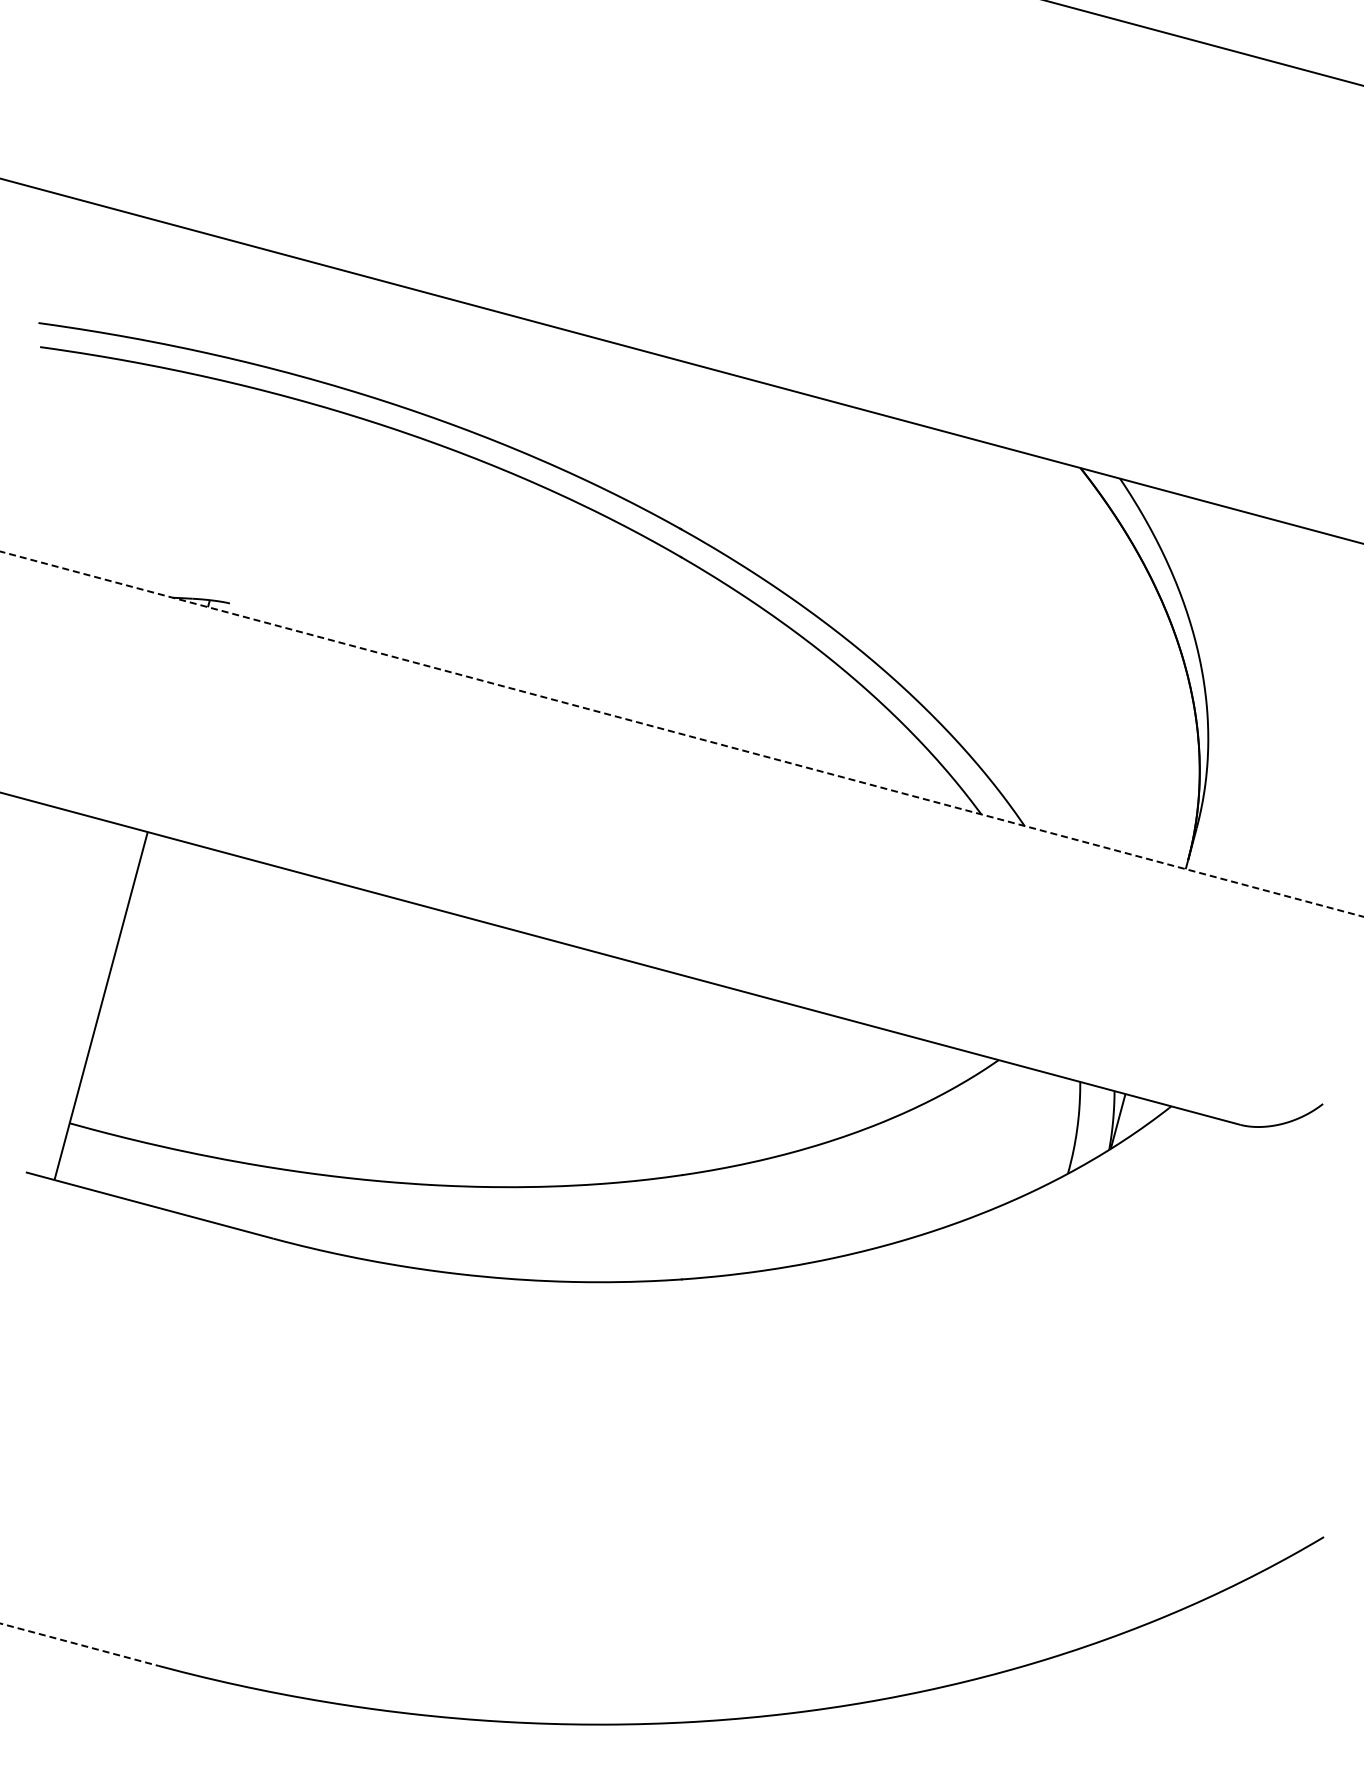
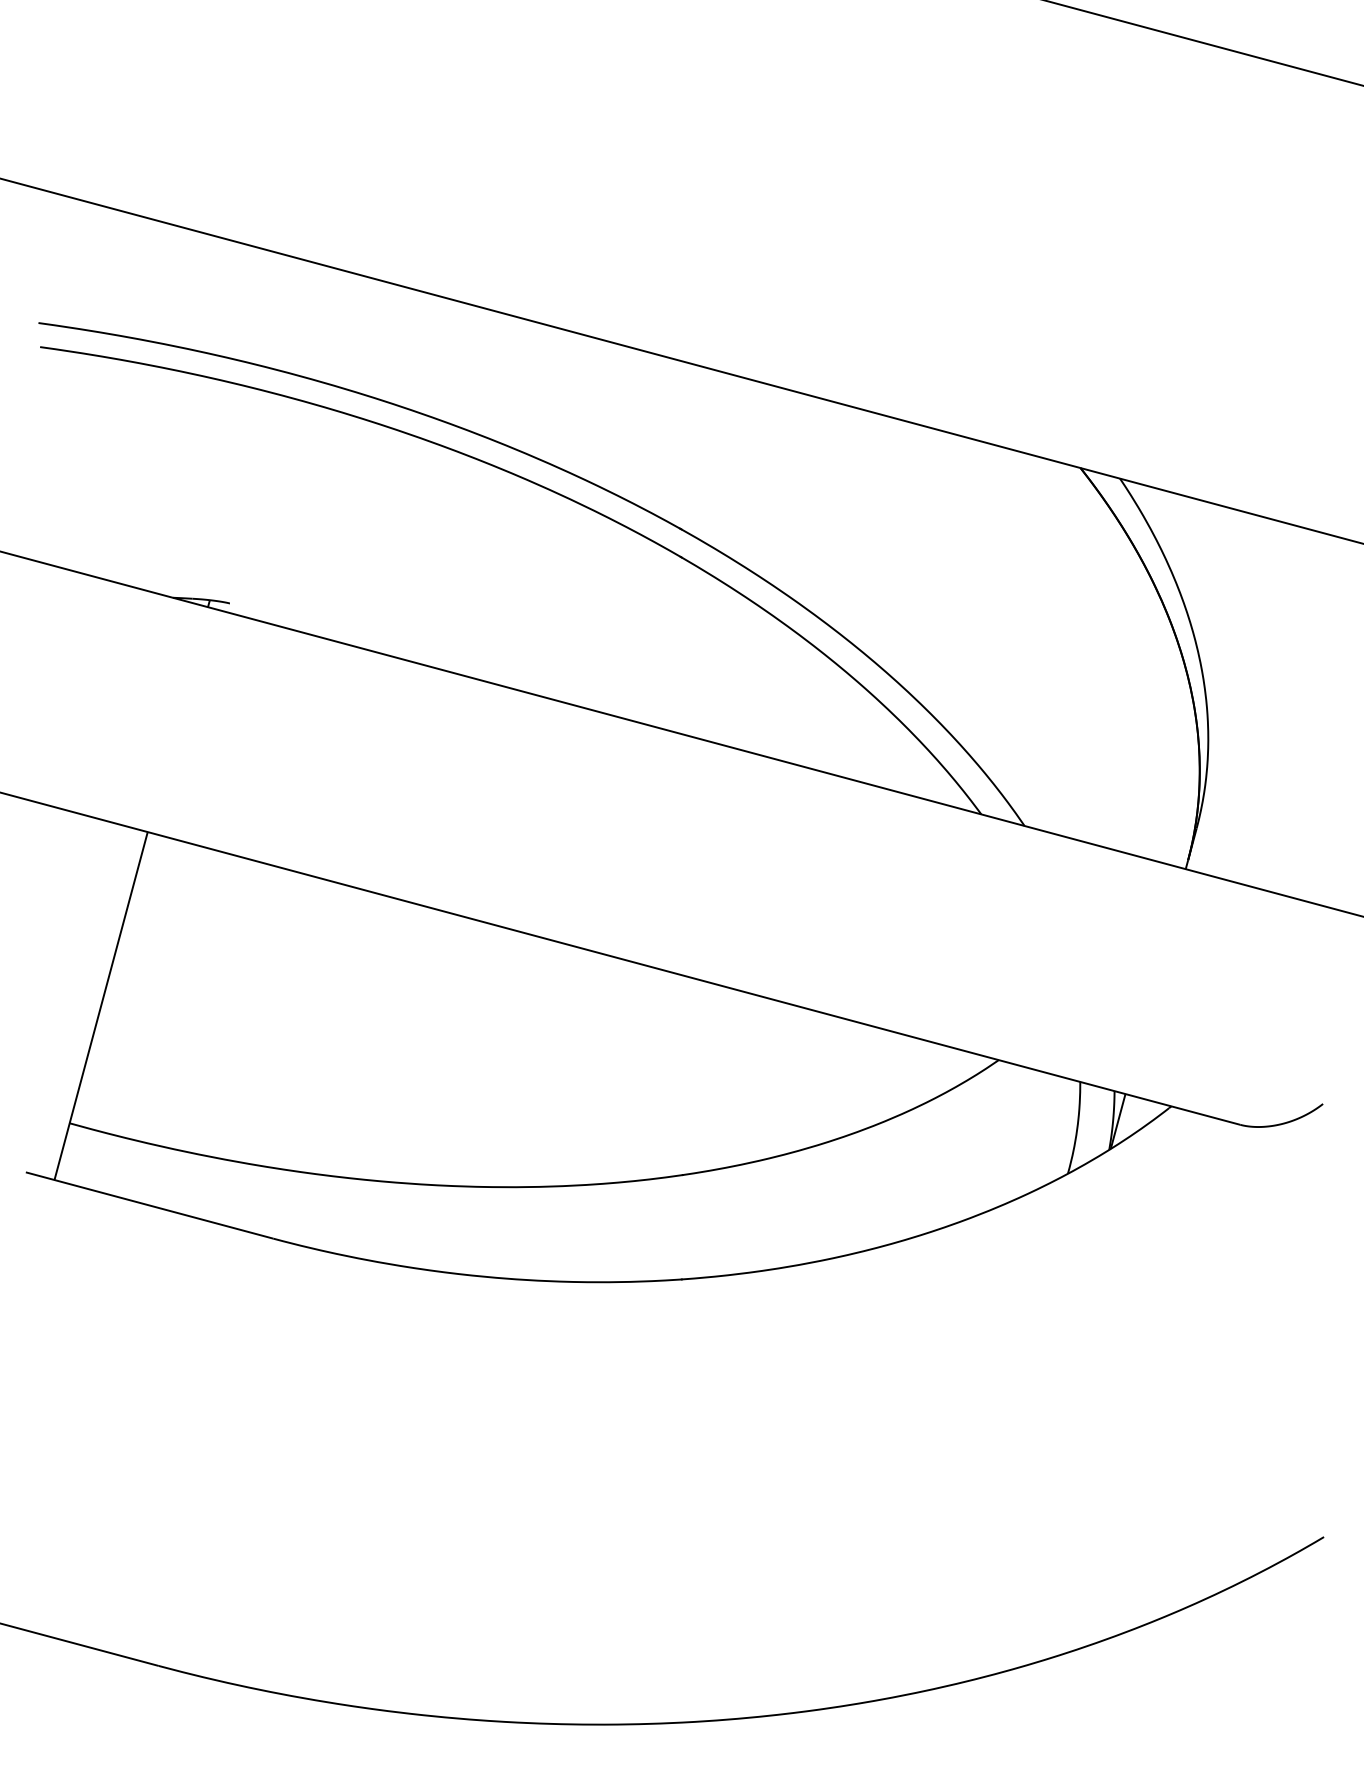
line: dashed -> solid (682, 734)
line: dashed -> solid (79, 1644)
